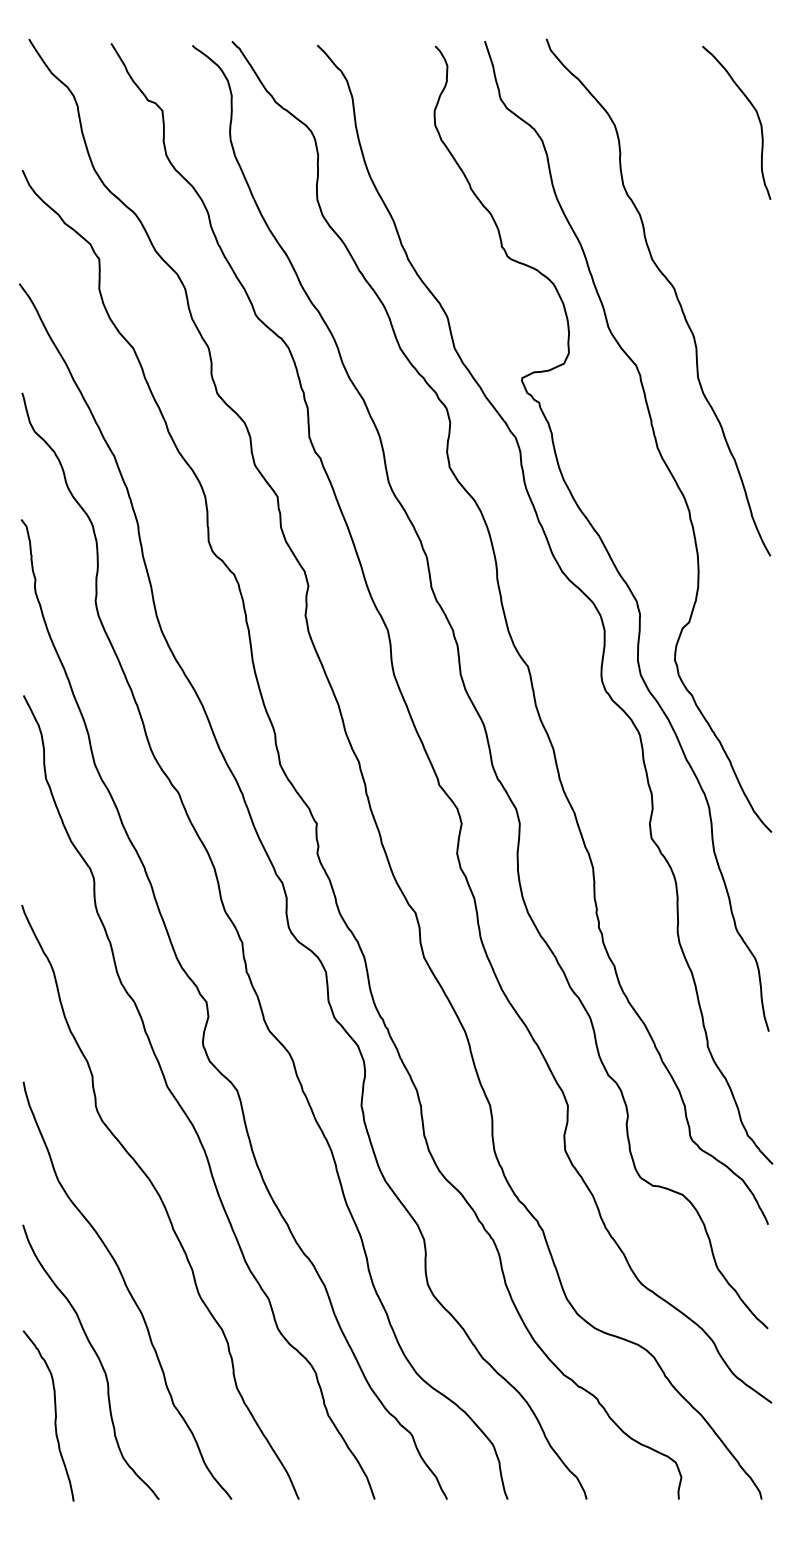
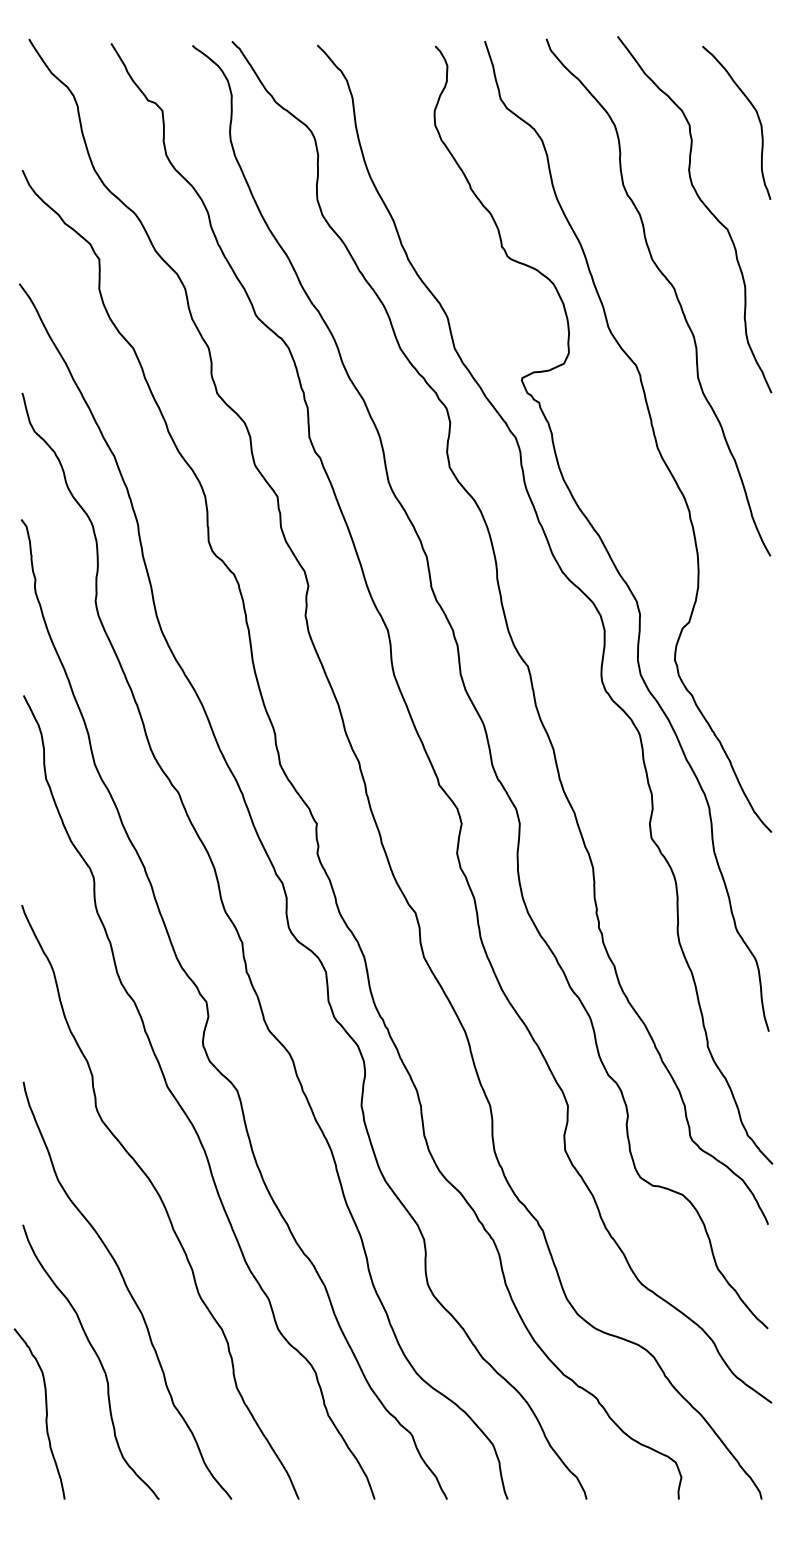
curve: none -> present (704, 206)
curve position: (54, 1412) -> (45, 1410) (45, 1410)
